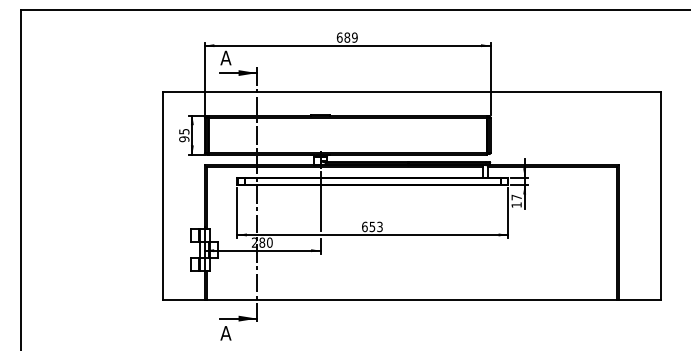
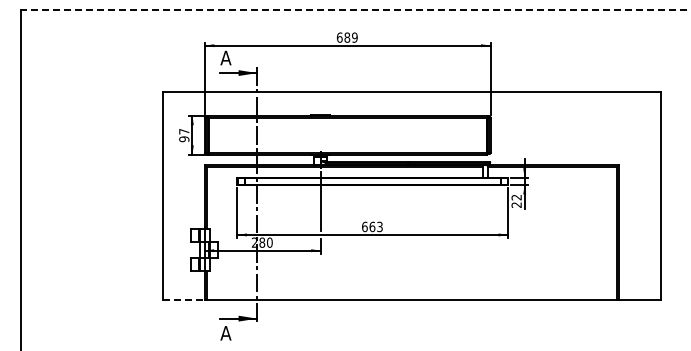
line: solid -> dashed (355, 10)
text: 95 -> 97 (184, 131)
text: 17 -> 22 (516, 200)
text: 653 -> 663 (372, 226)
line: solid -> dashed (183, 299)
